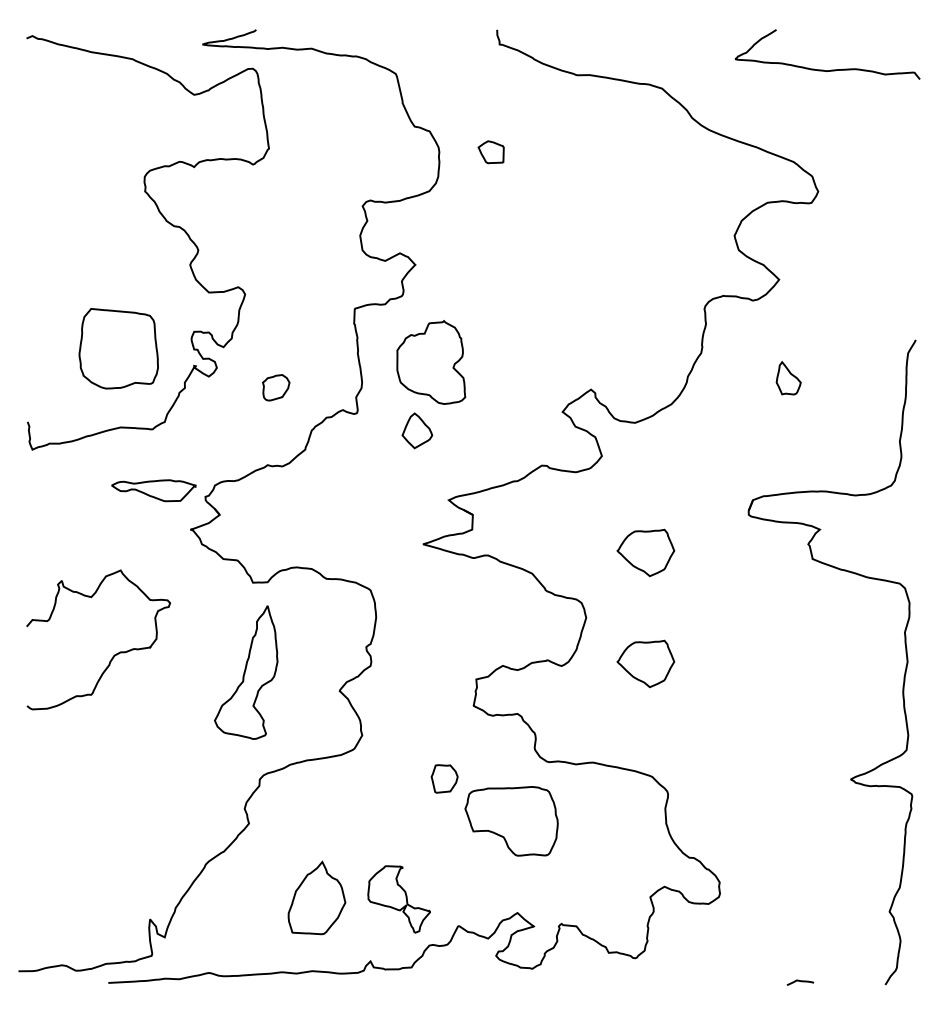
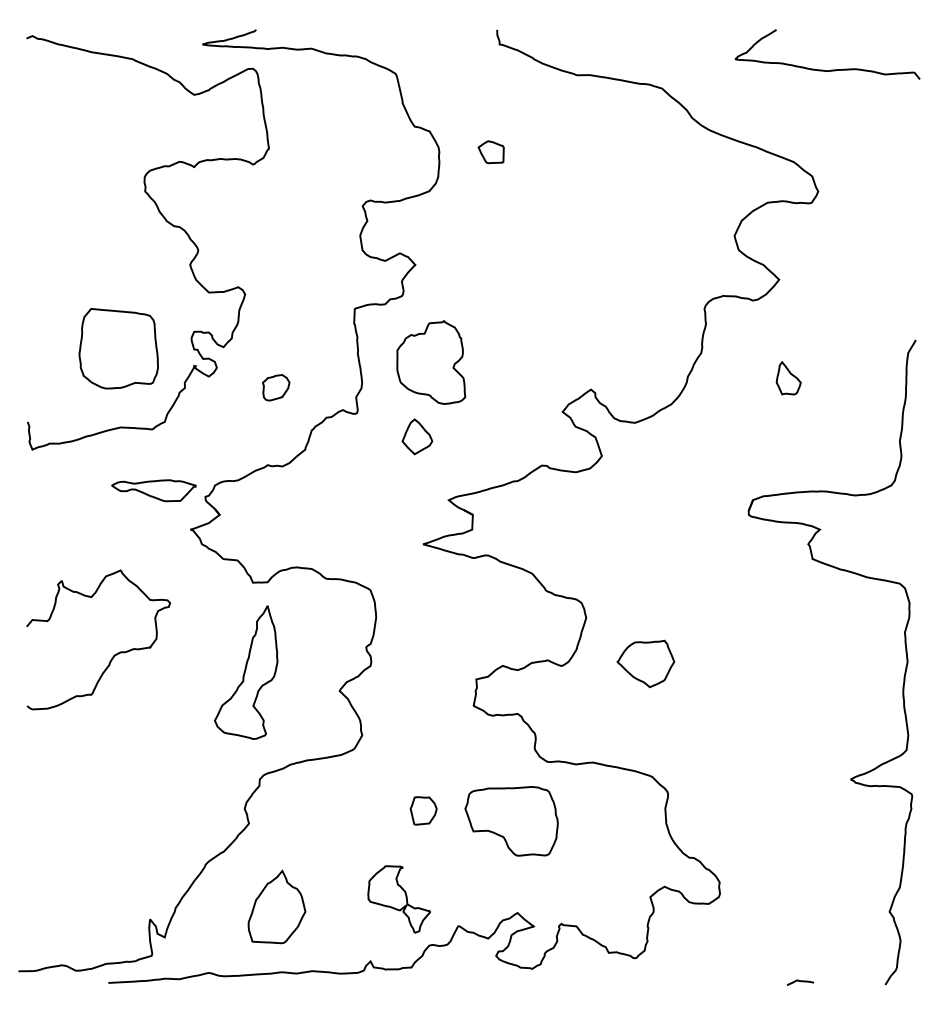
part position: (417, 430) -> (417, 436) (417, 436)
part: present -> none (645, 552)
part position: (444, 778) -> (423, 810) (423, 810)
part position: (316, 897) -> (276, 906) (276, 906)
